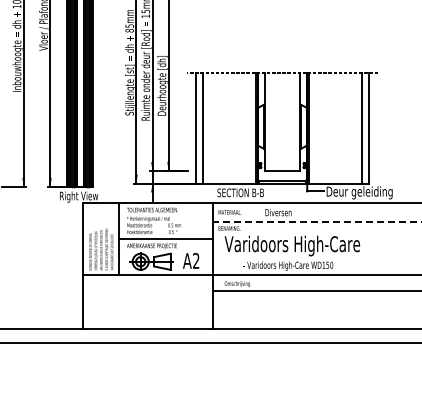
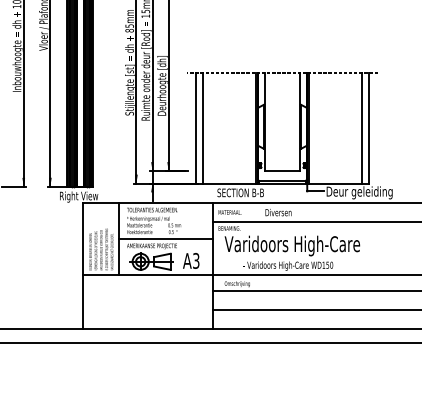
line: dashed -> solid (316, 221)
text: A2 -> A3 (196, 260)
line: none -> present (315, 310)
